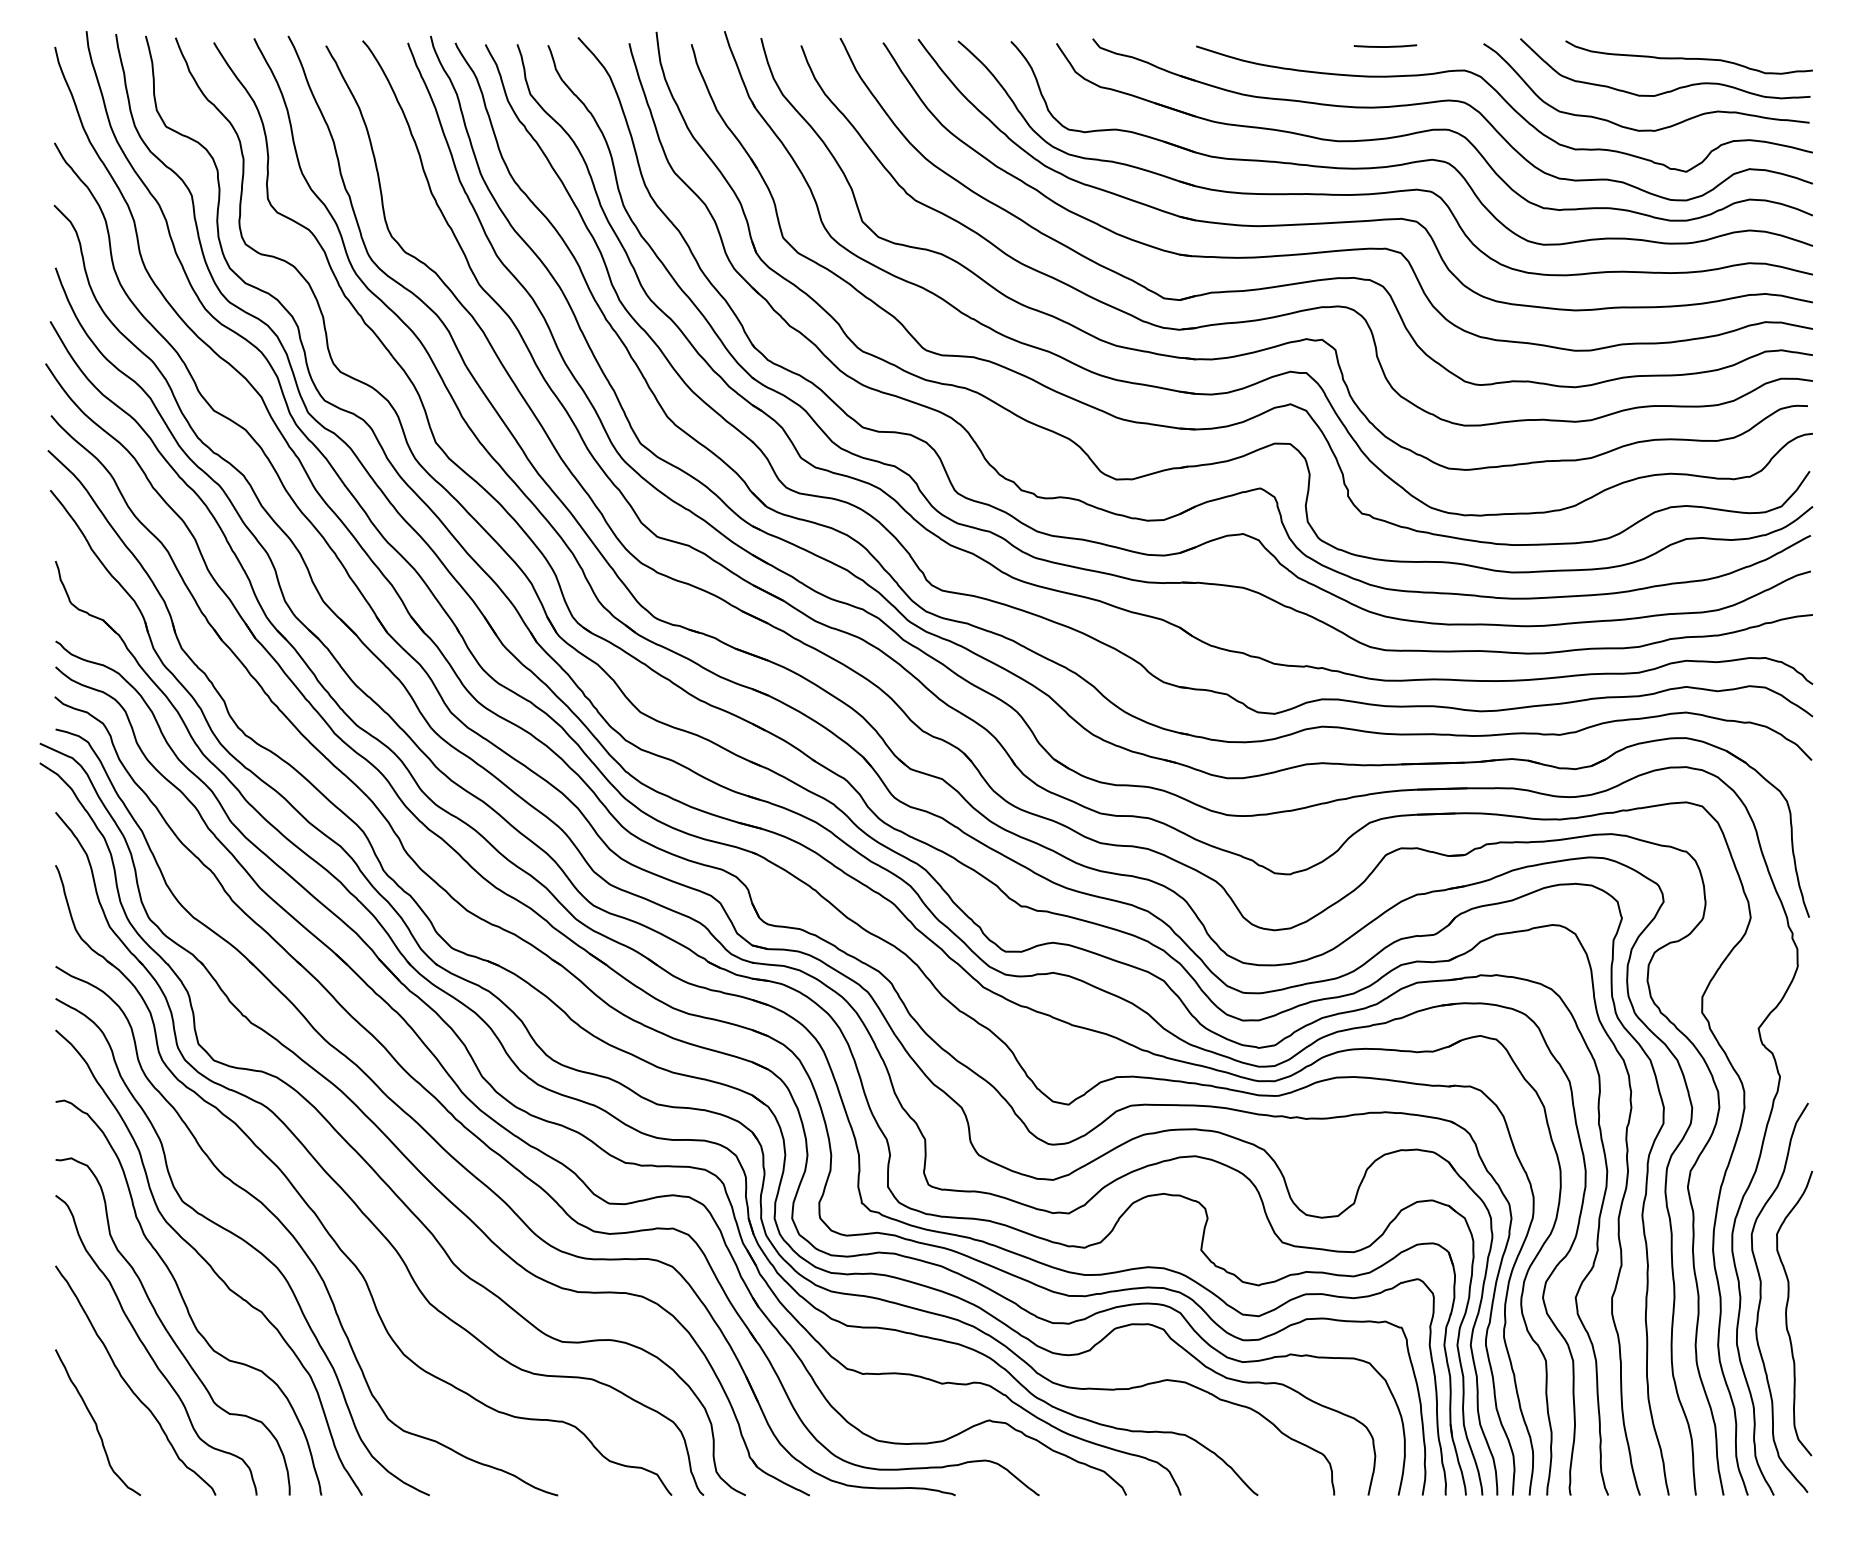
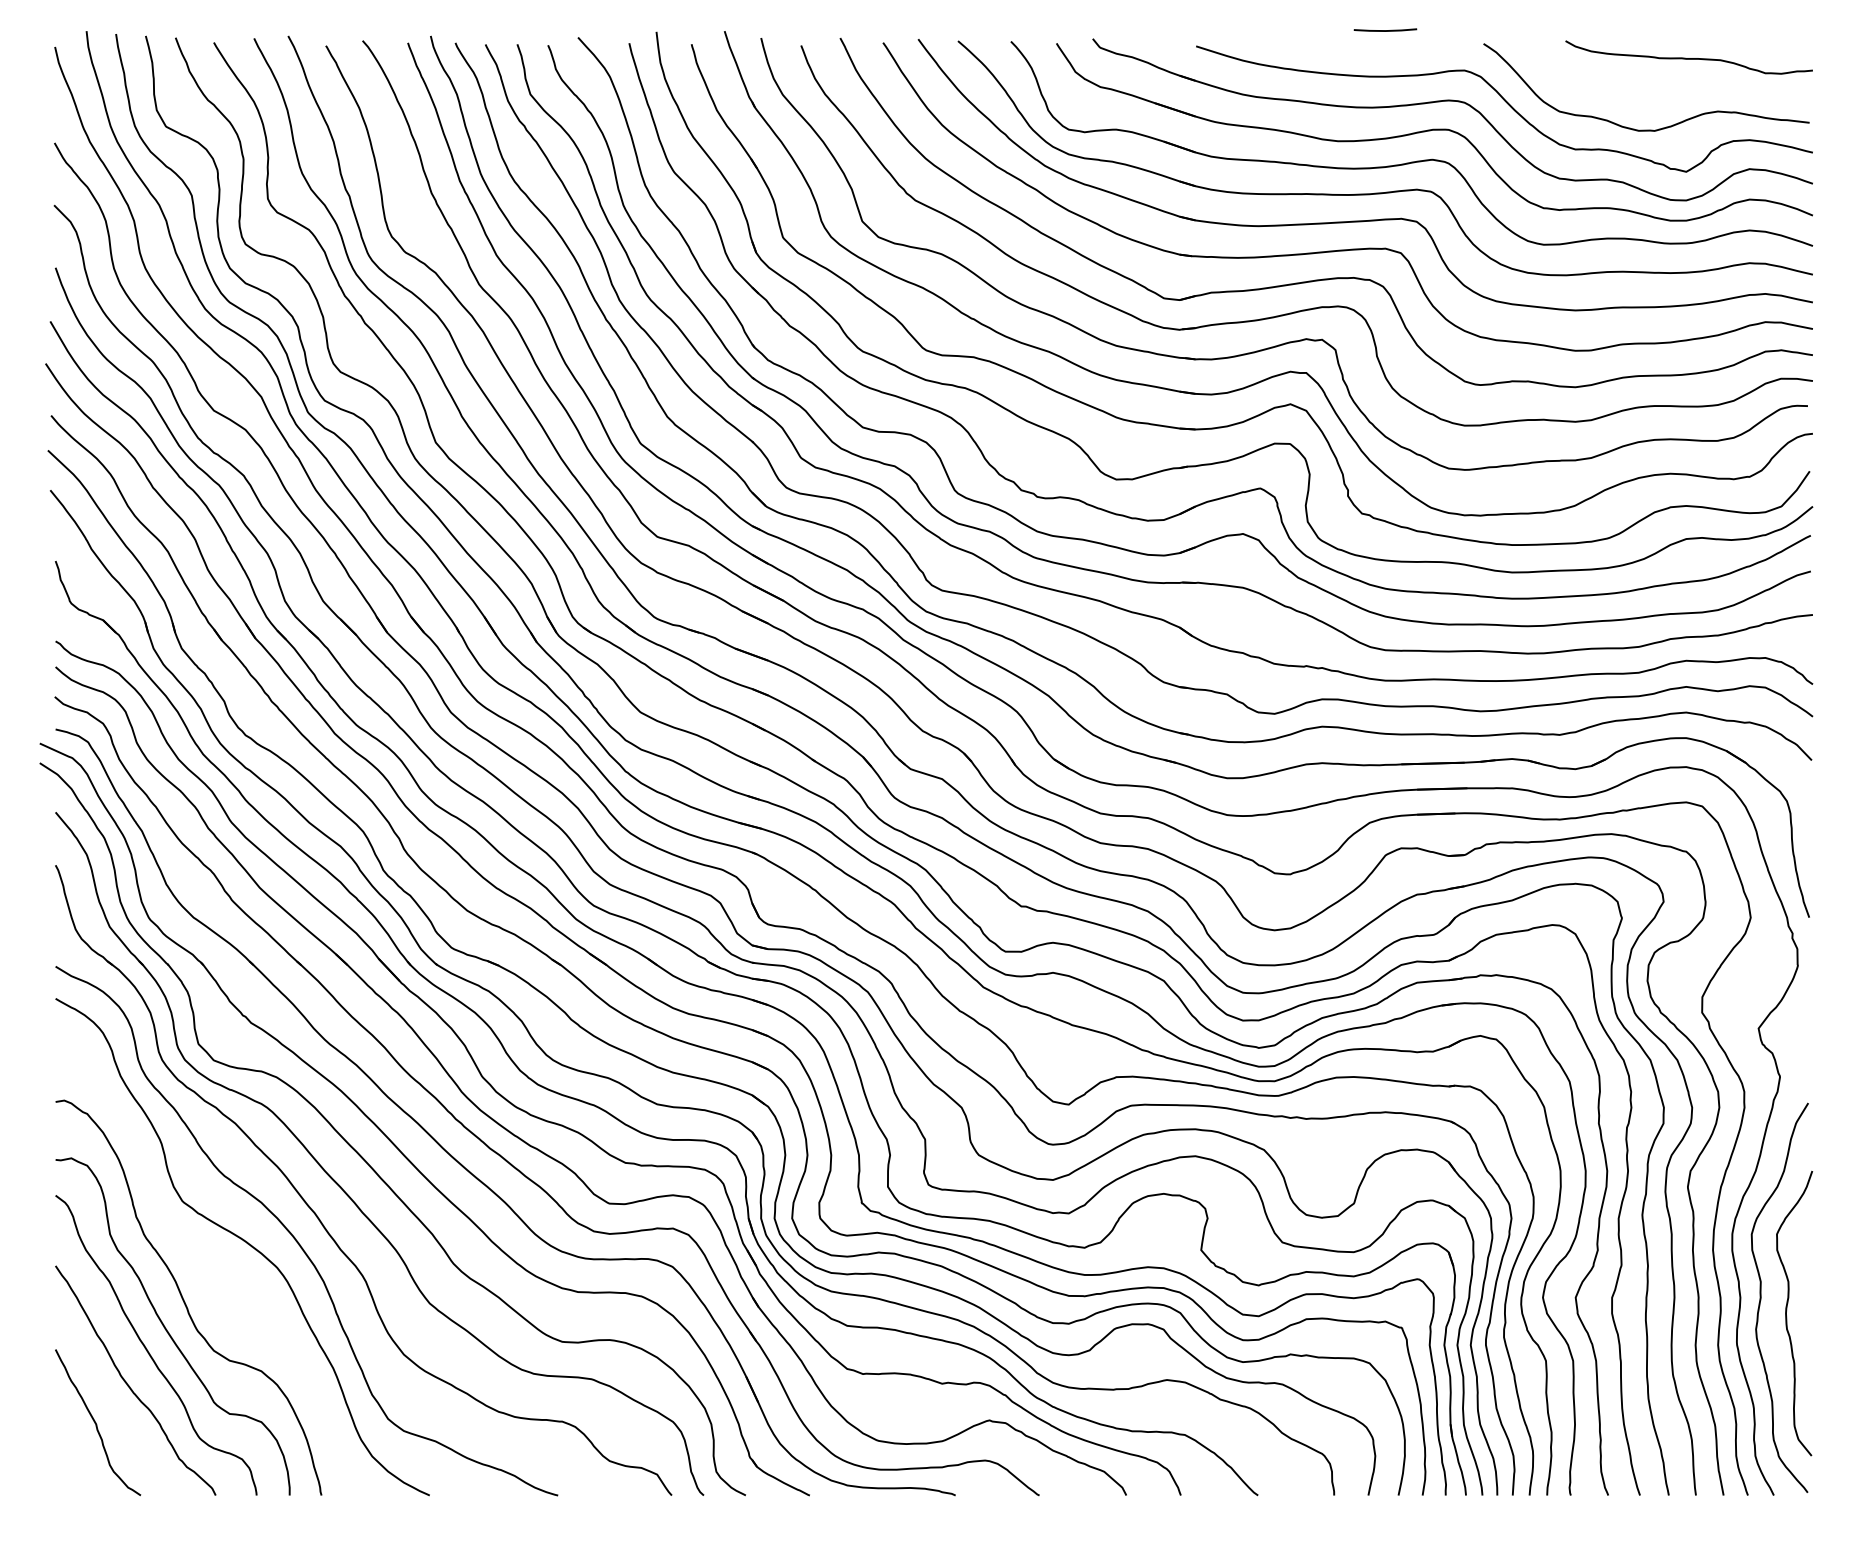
line position: (1385, 46) -> (1385, 30) (1385, 30)
curve: present -> none (1672, 89)
curve: present -> none (208, 1262)
